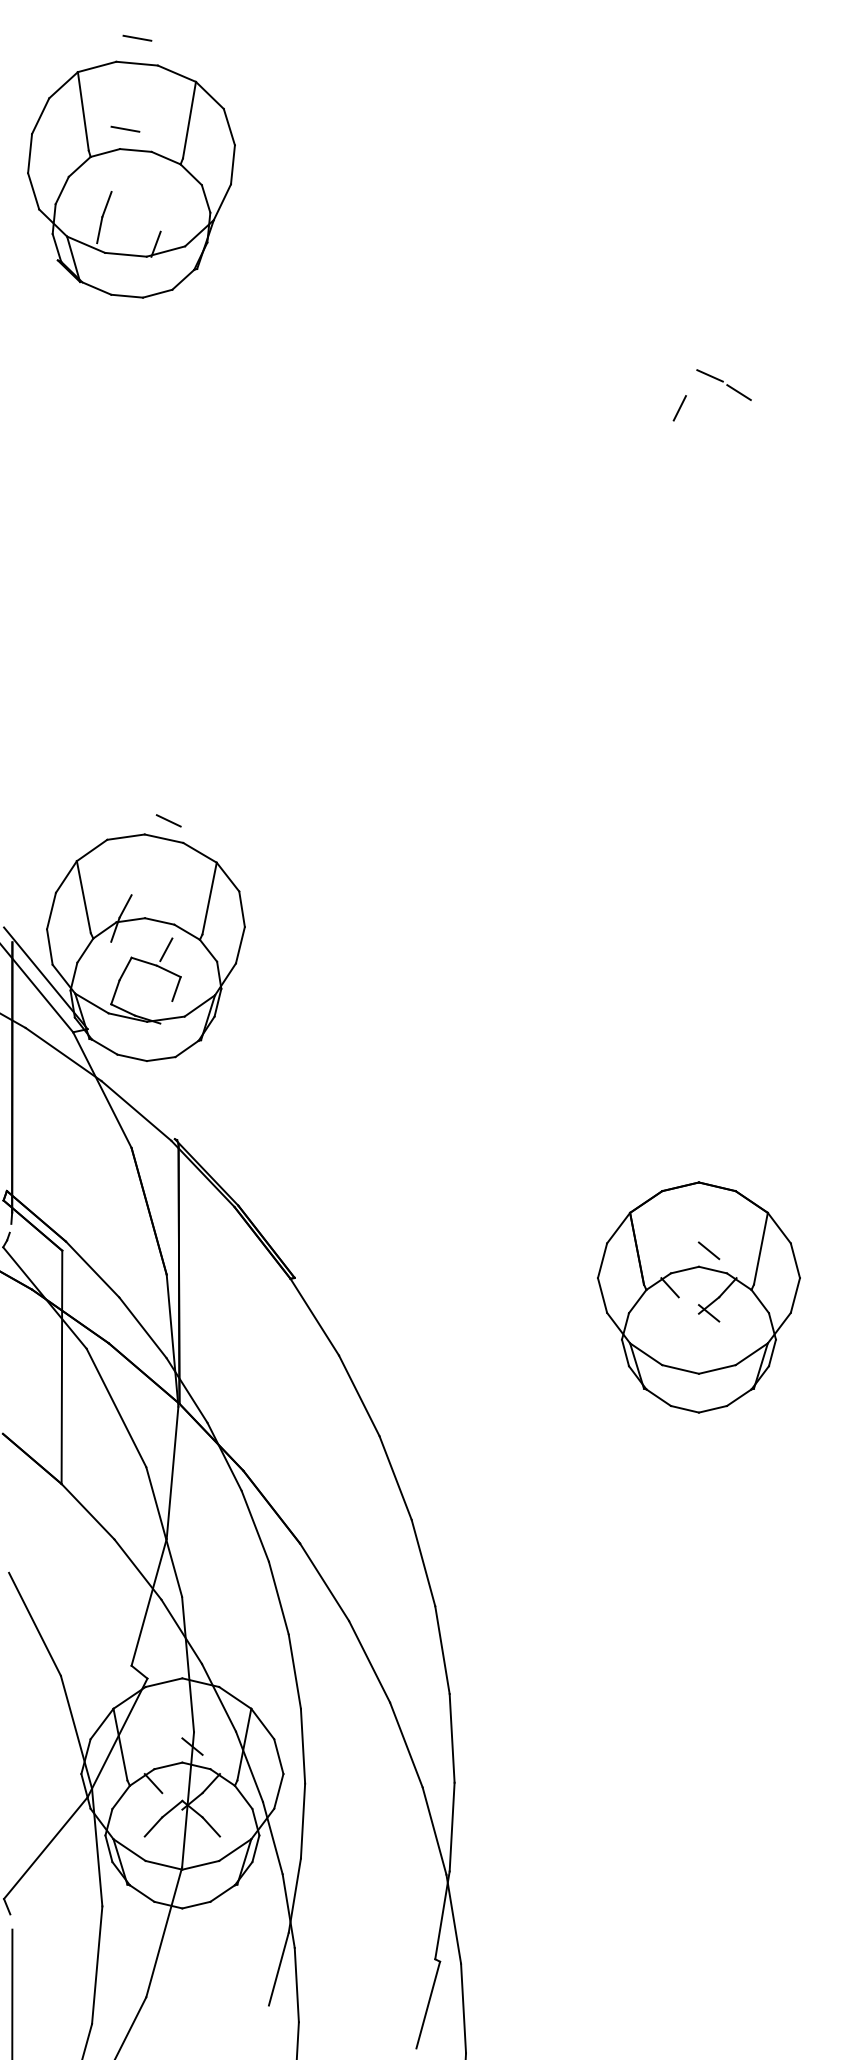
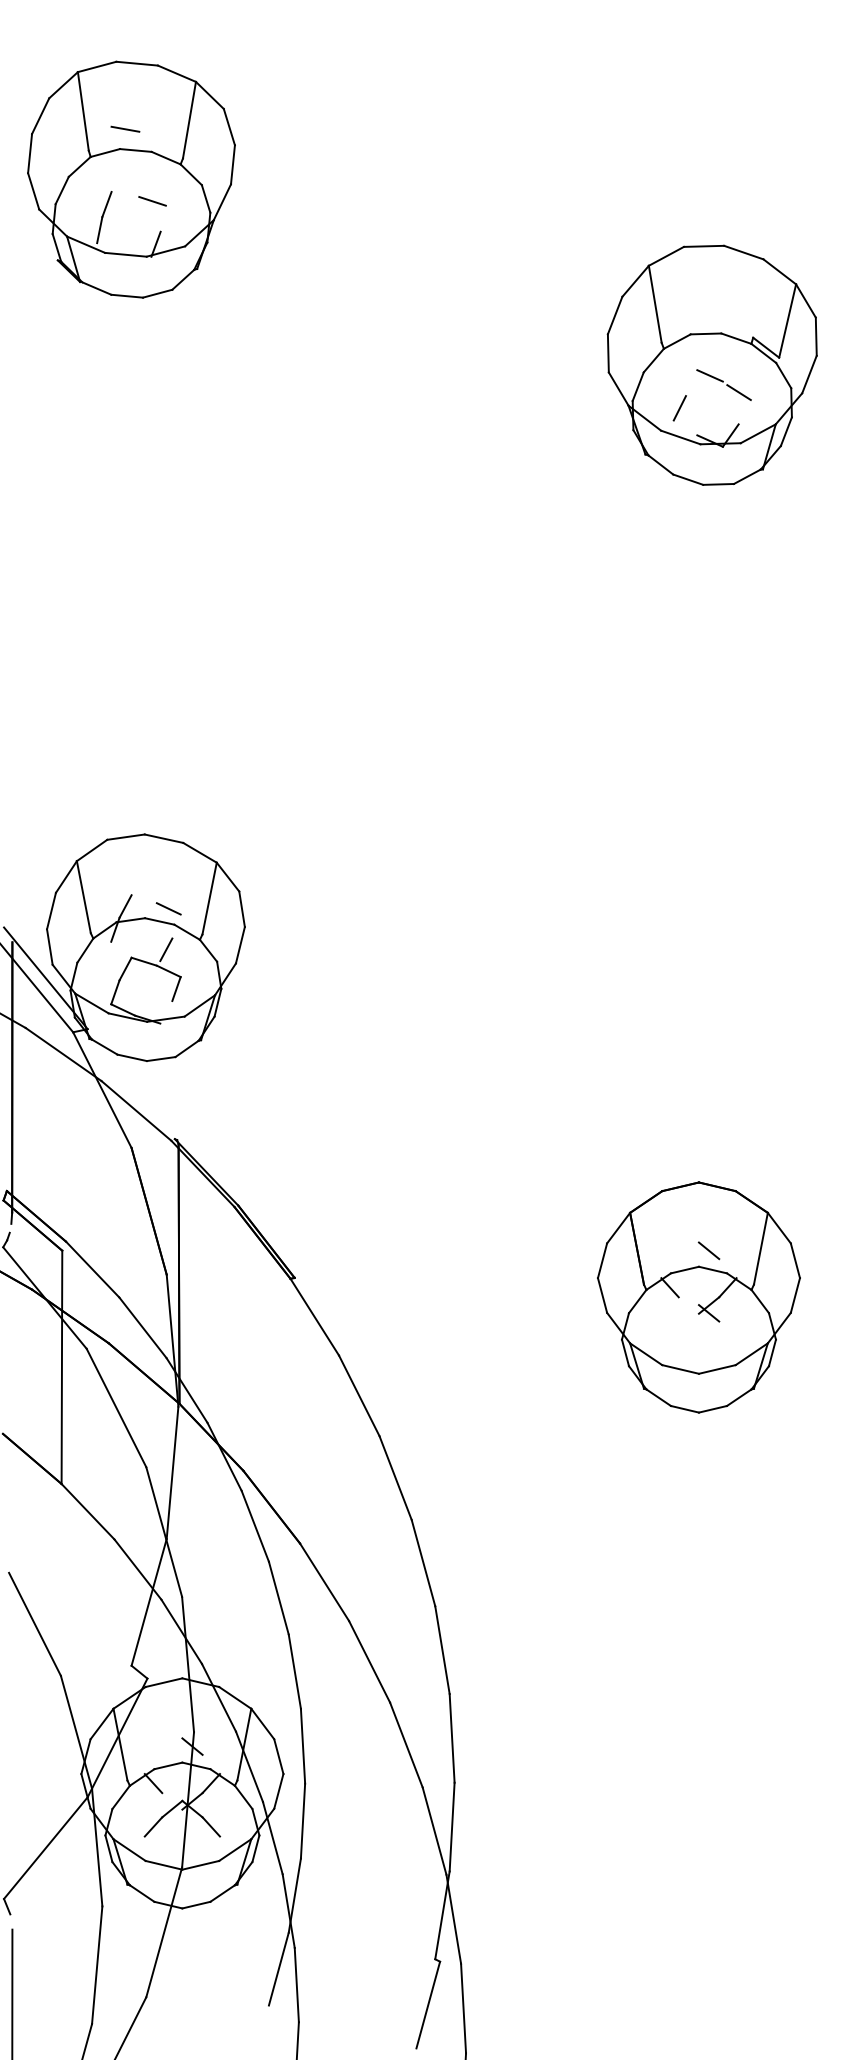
line: present -> none (137, 37)
line: none -> present (152, 201)
part: none -> present (711, 364)
line position: (168, 820) -> (168, 908) (168, 908)
